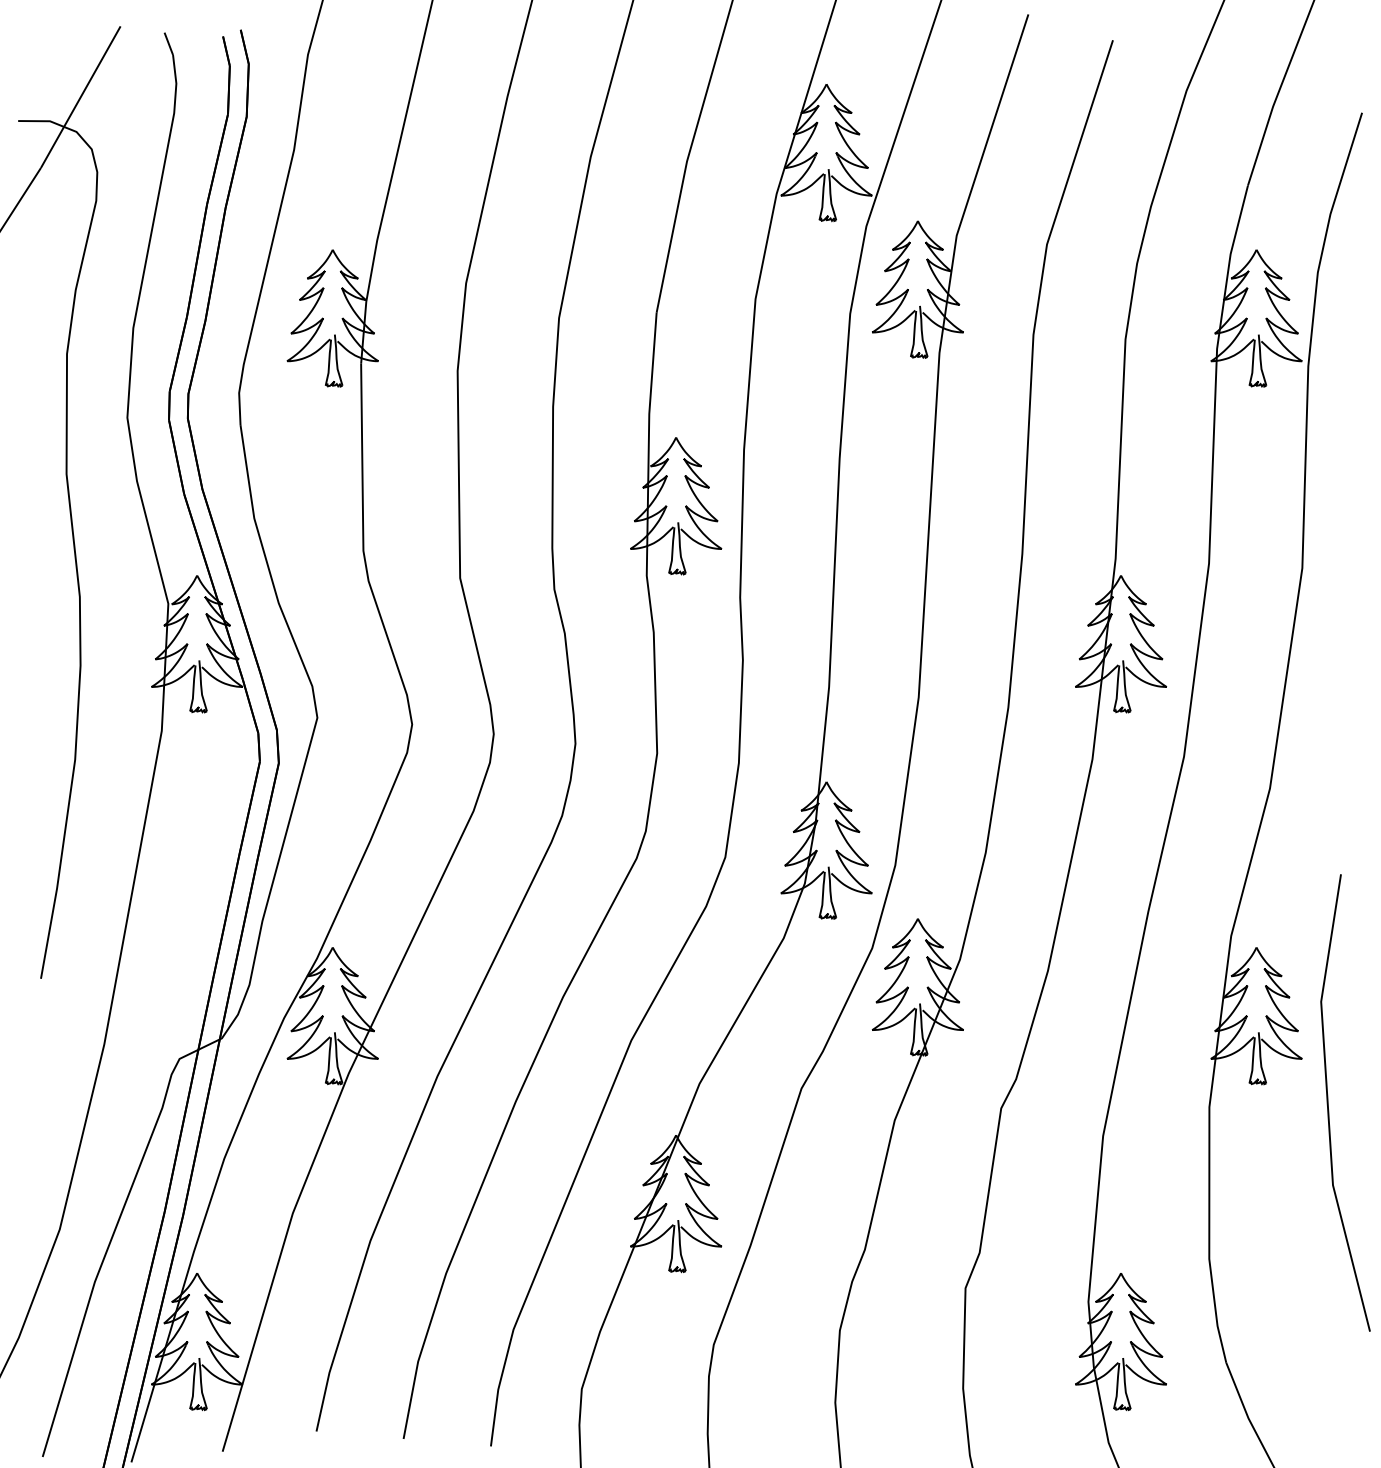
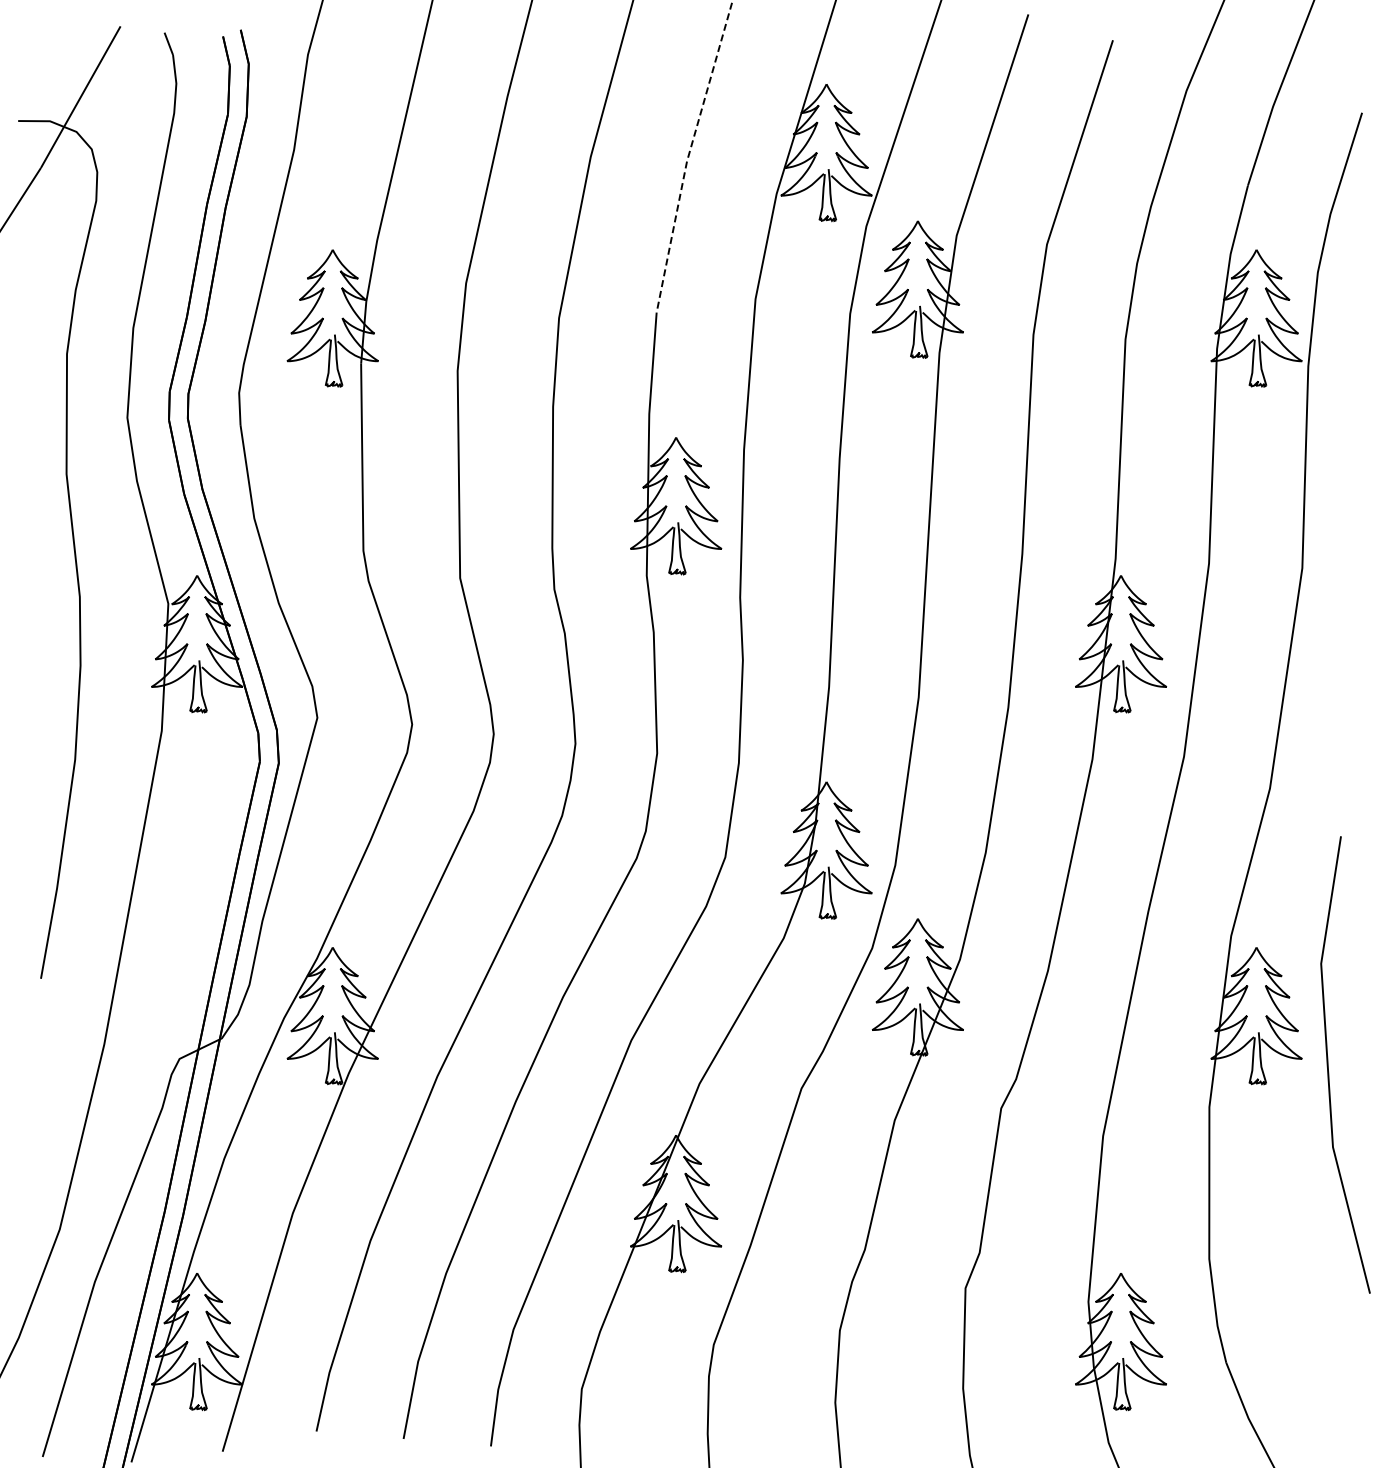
line: solid -> dashed (688, 156)
line position: (1328, 1102) -> (1328, 1064) (1328, 1064)
